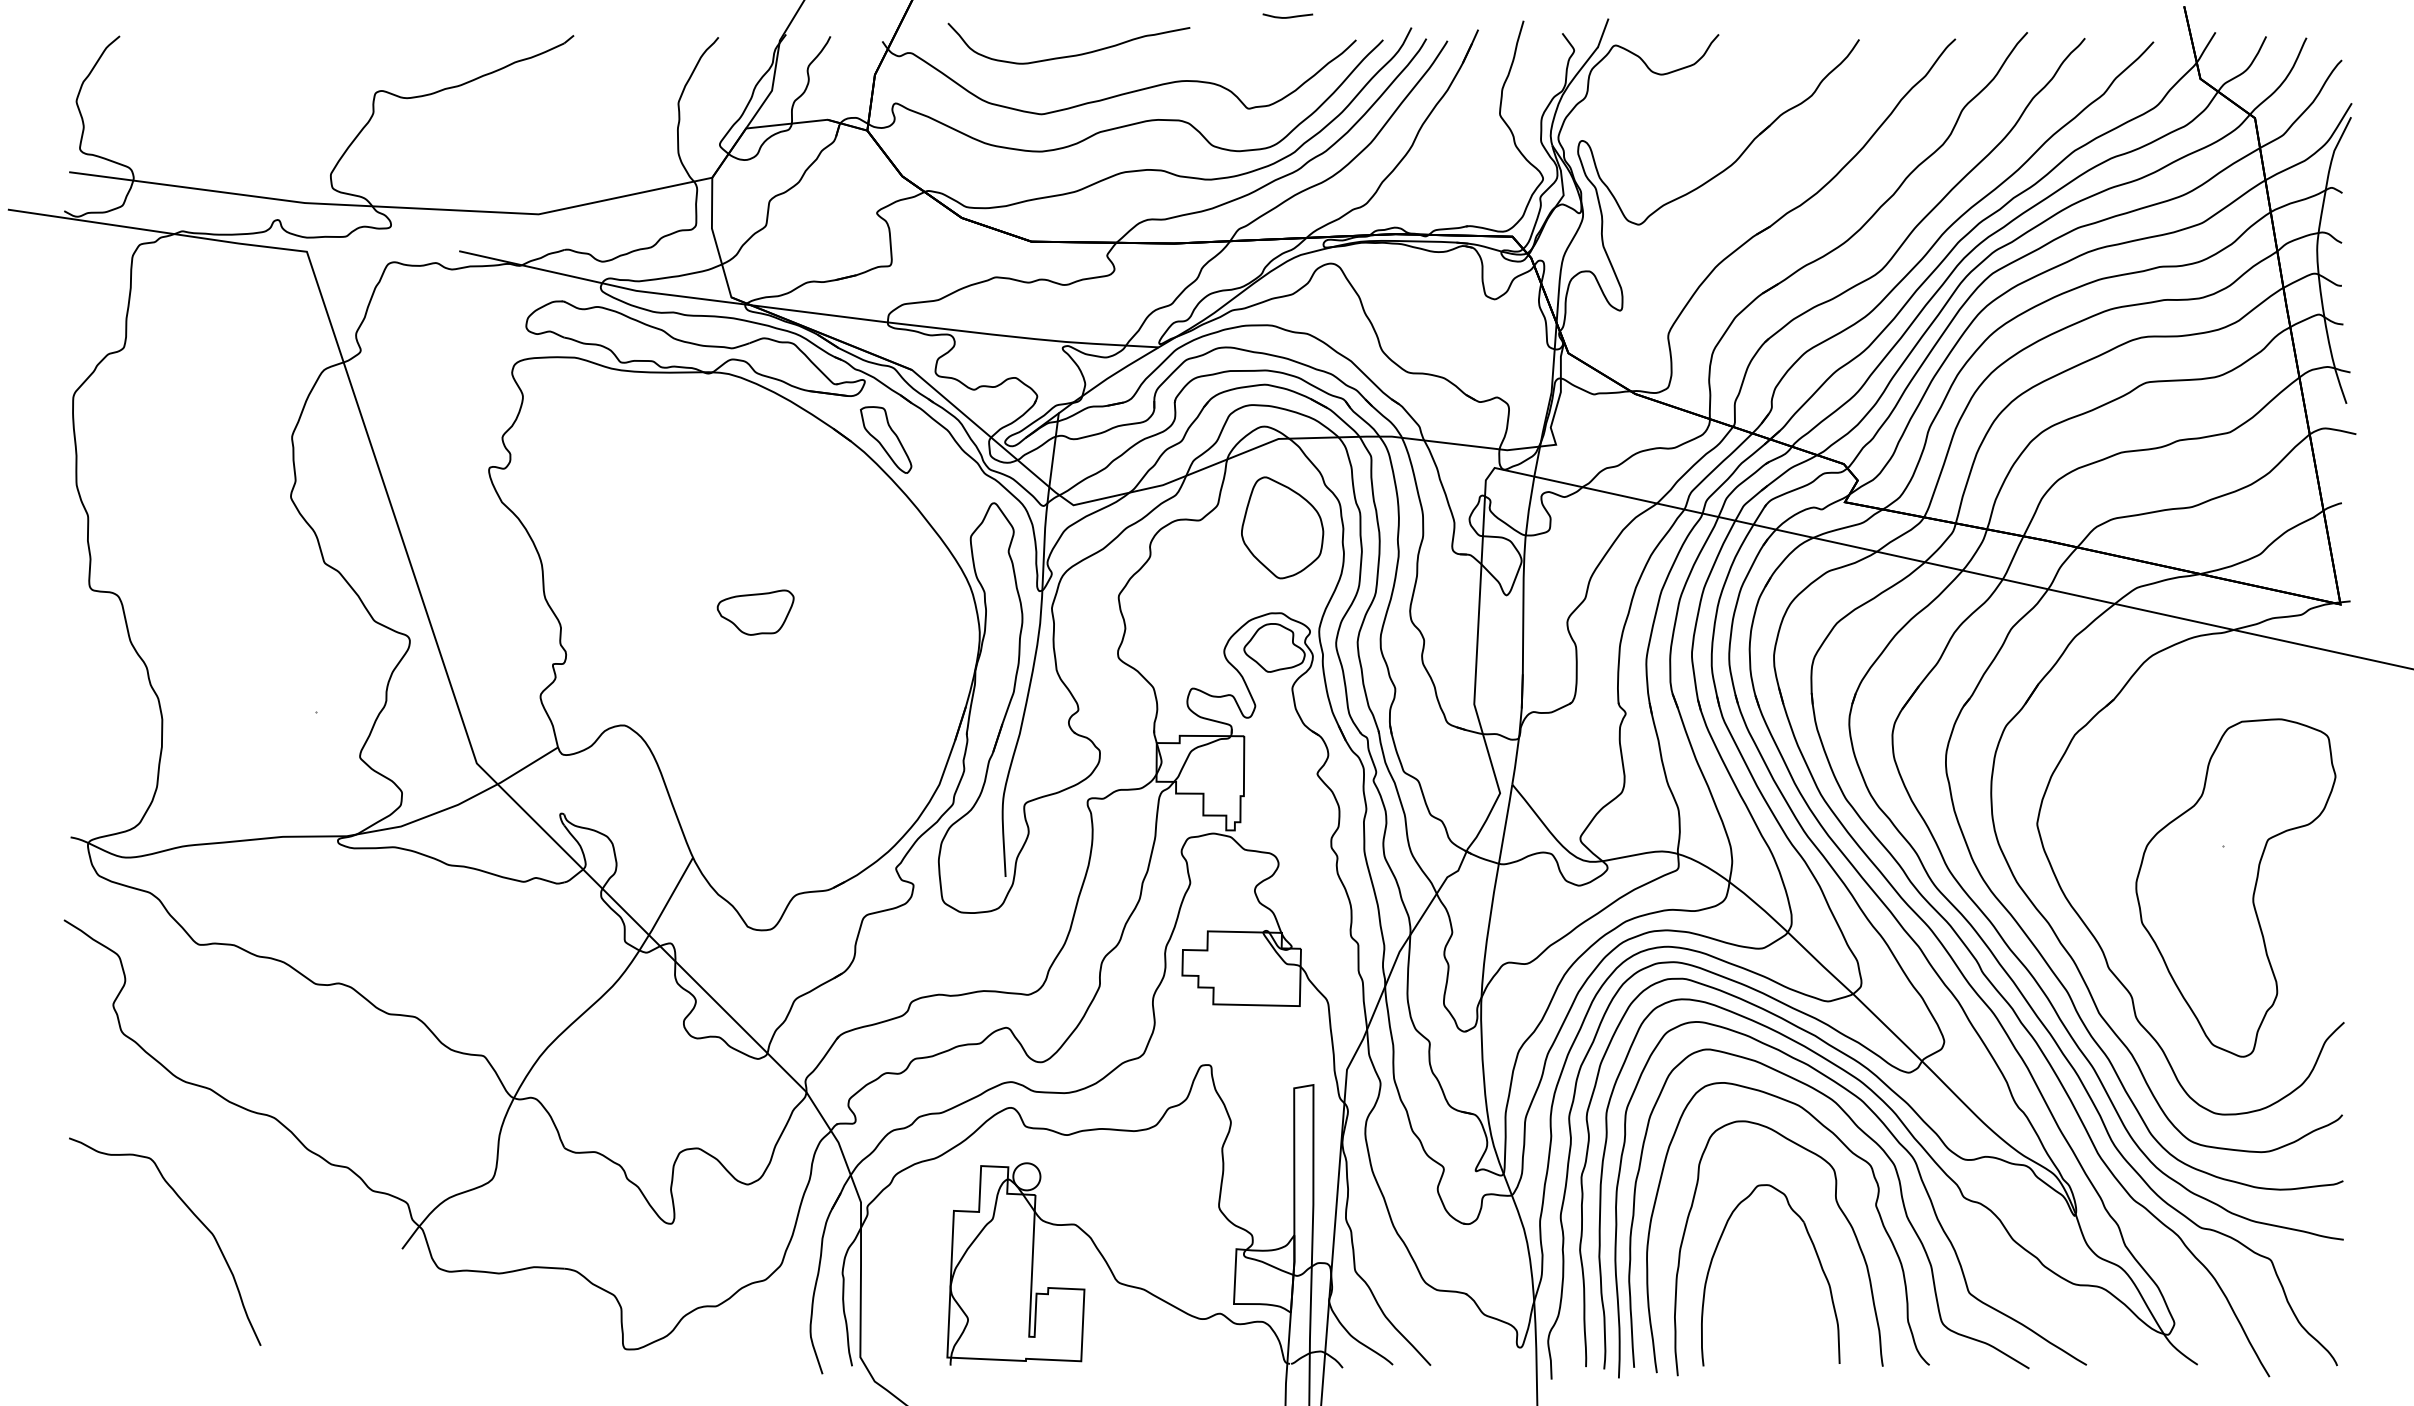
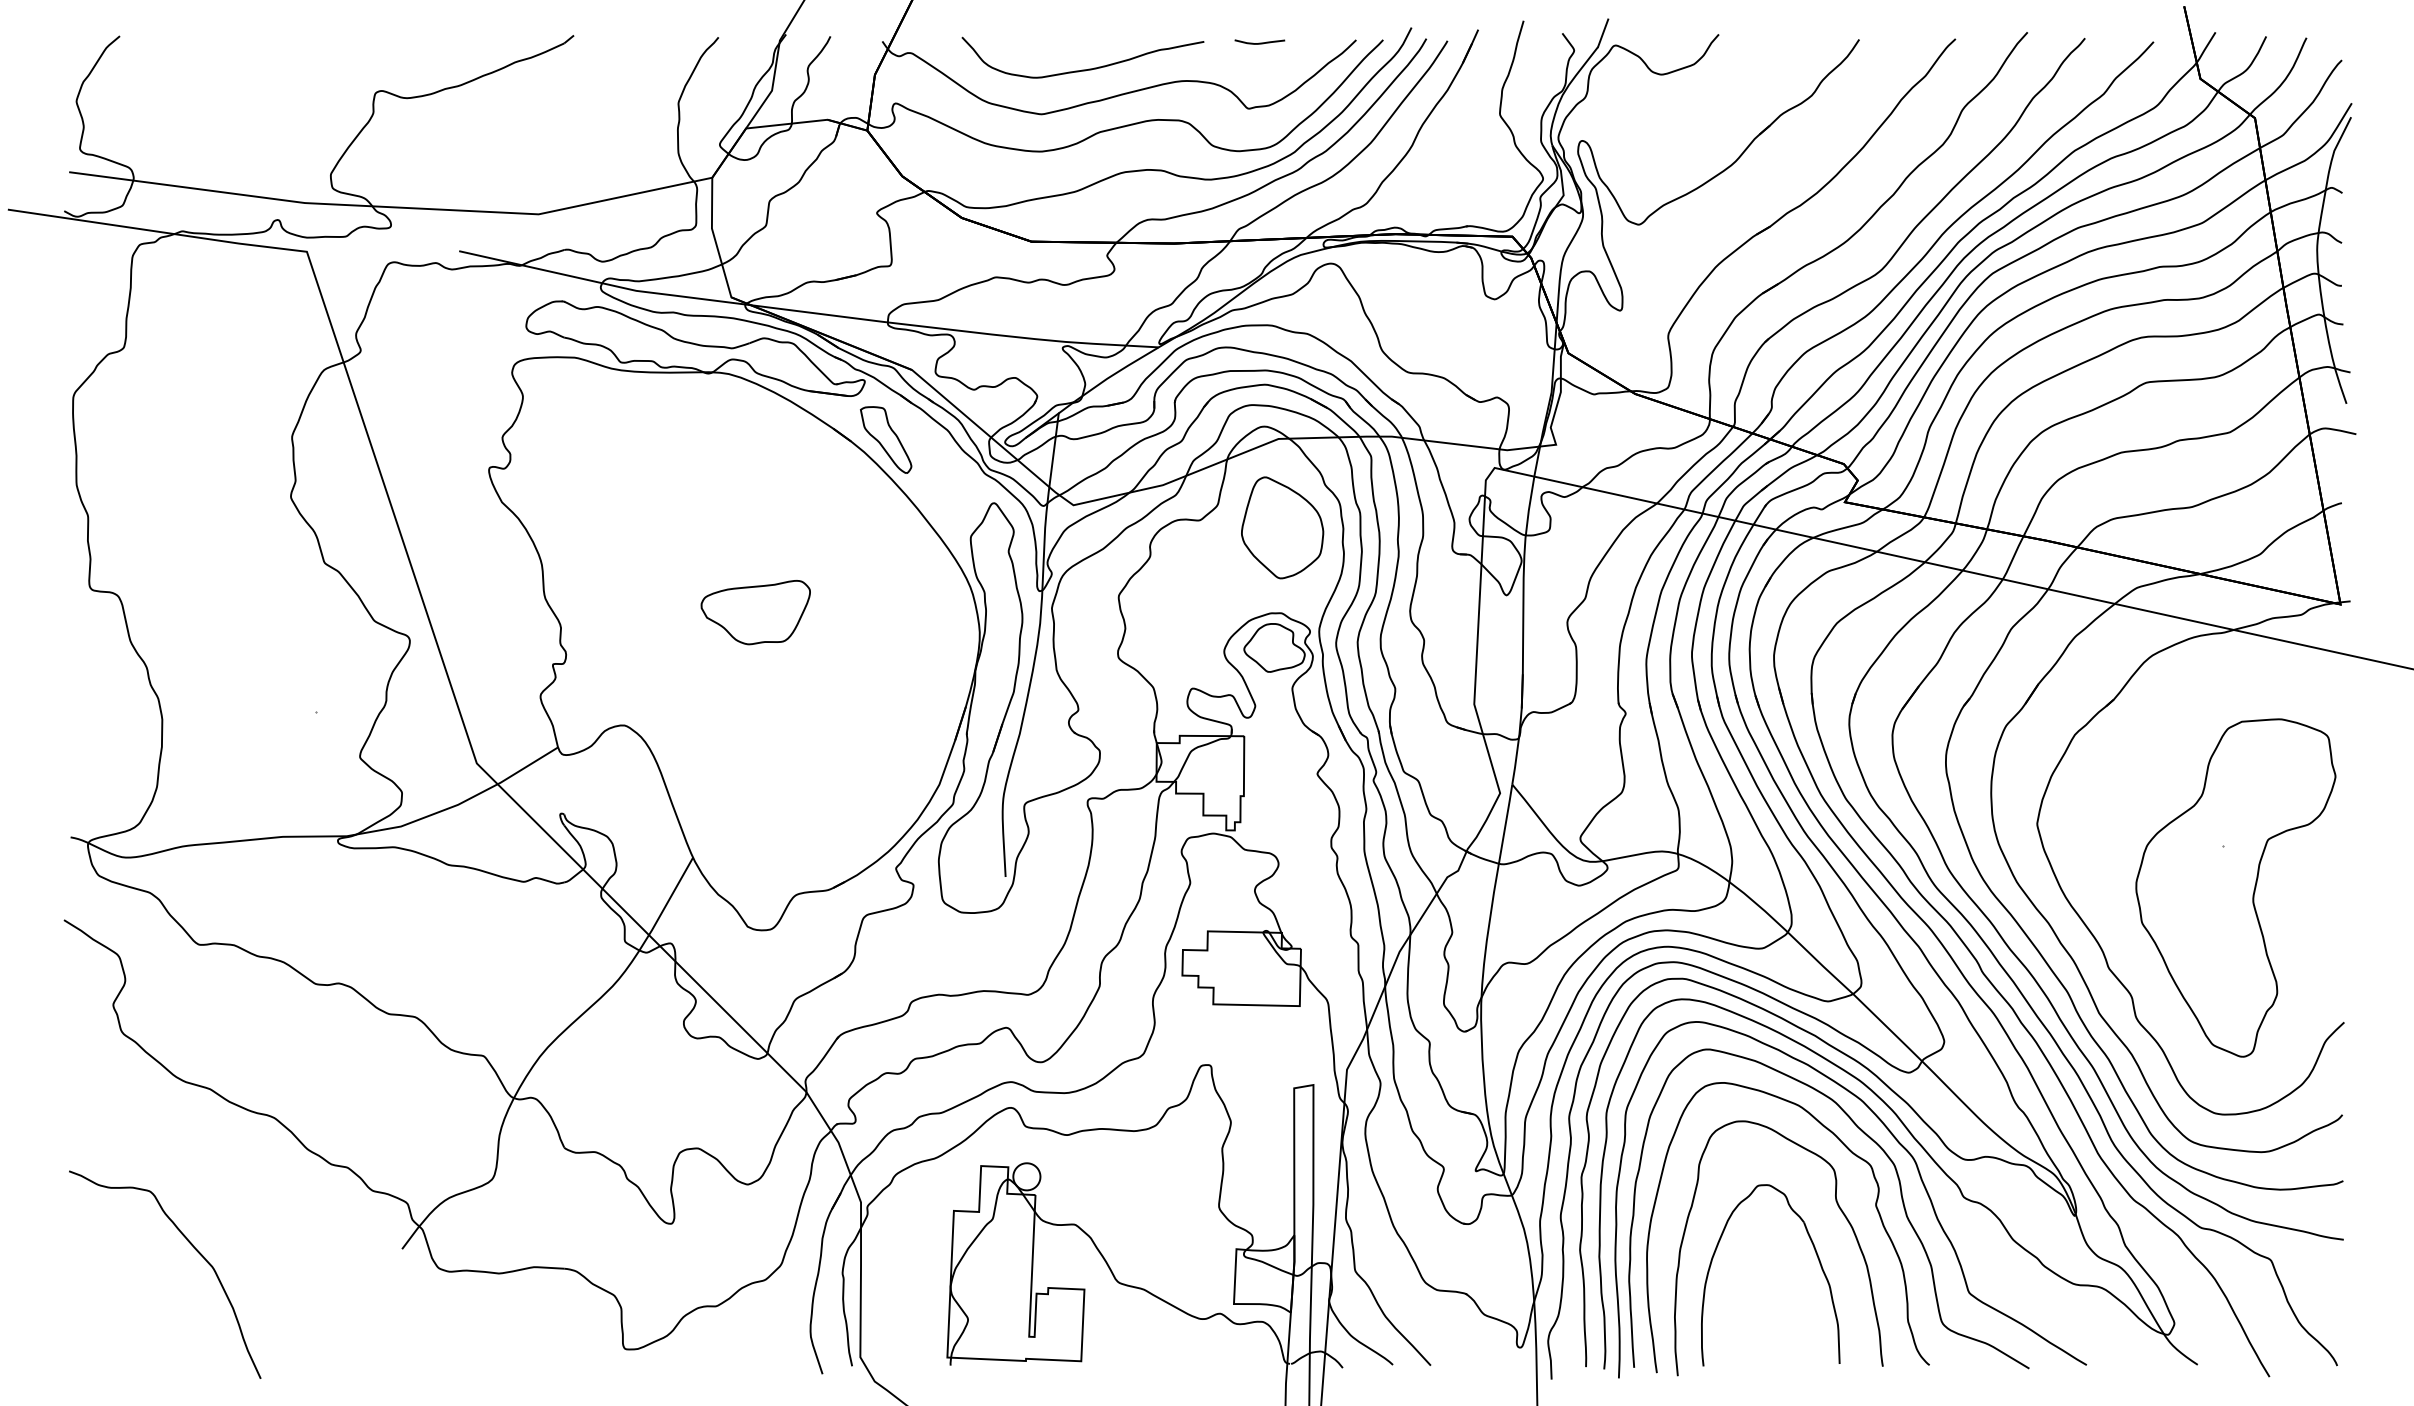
curve position: (1287, 16) -> (1259, 42) (1259, 42)
curve position: (1068, 55) -> (1082, 69) (1082, 69)
part size: 79x47 px -> 111x66 px (755, 612)
curve position: (194, 1216) -> (194, 1249) (194, 1249)
